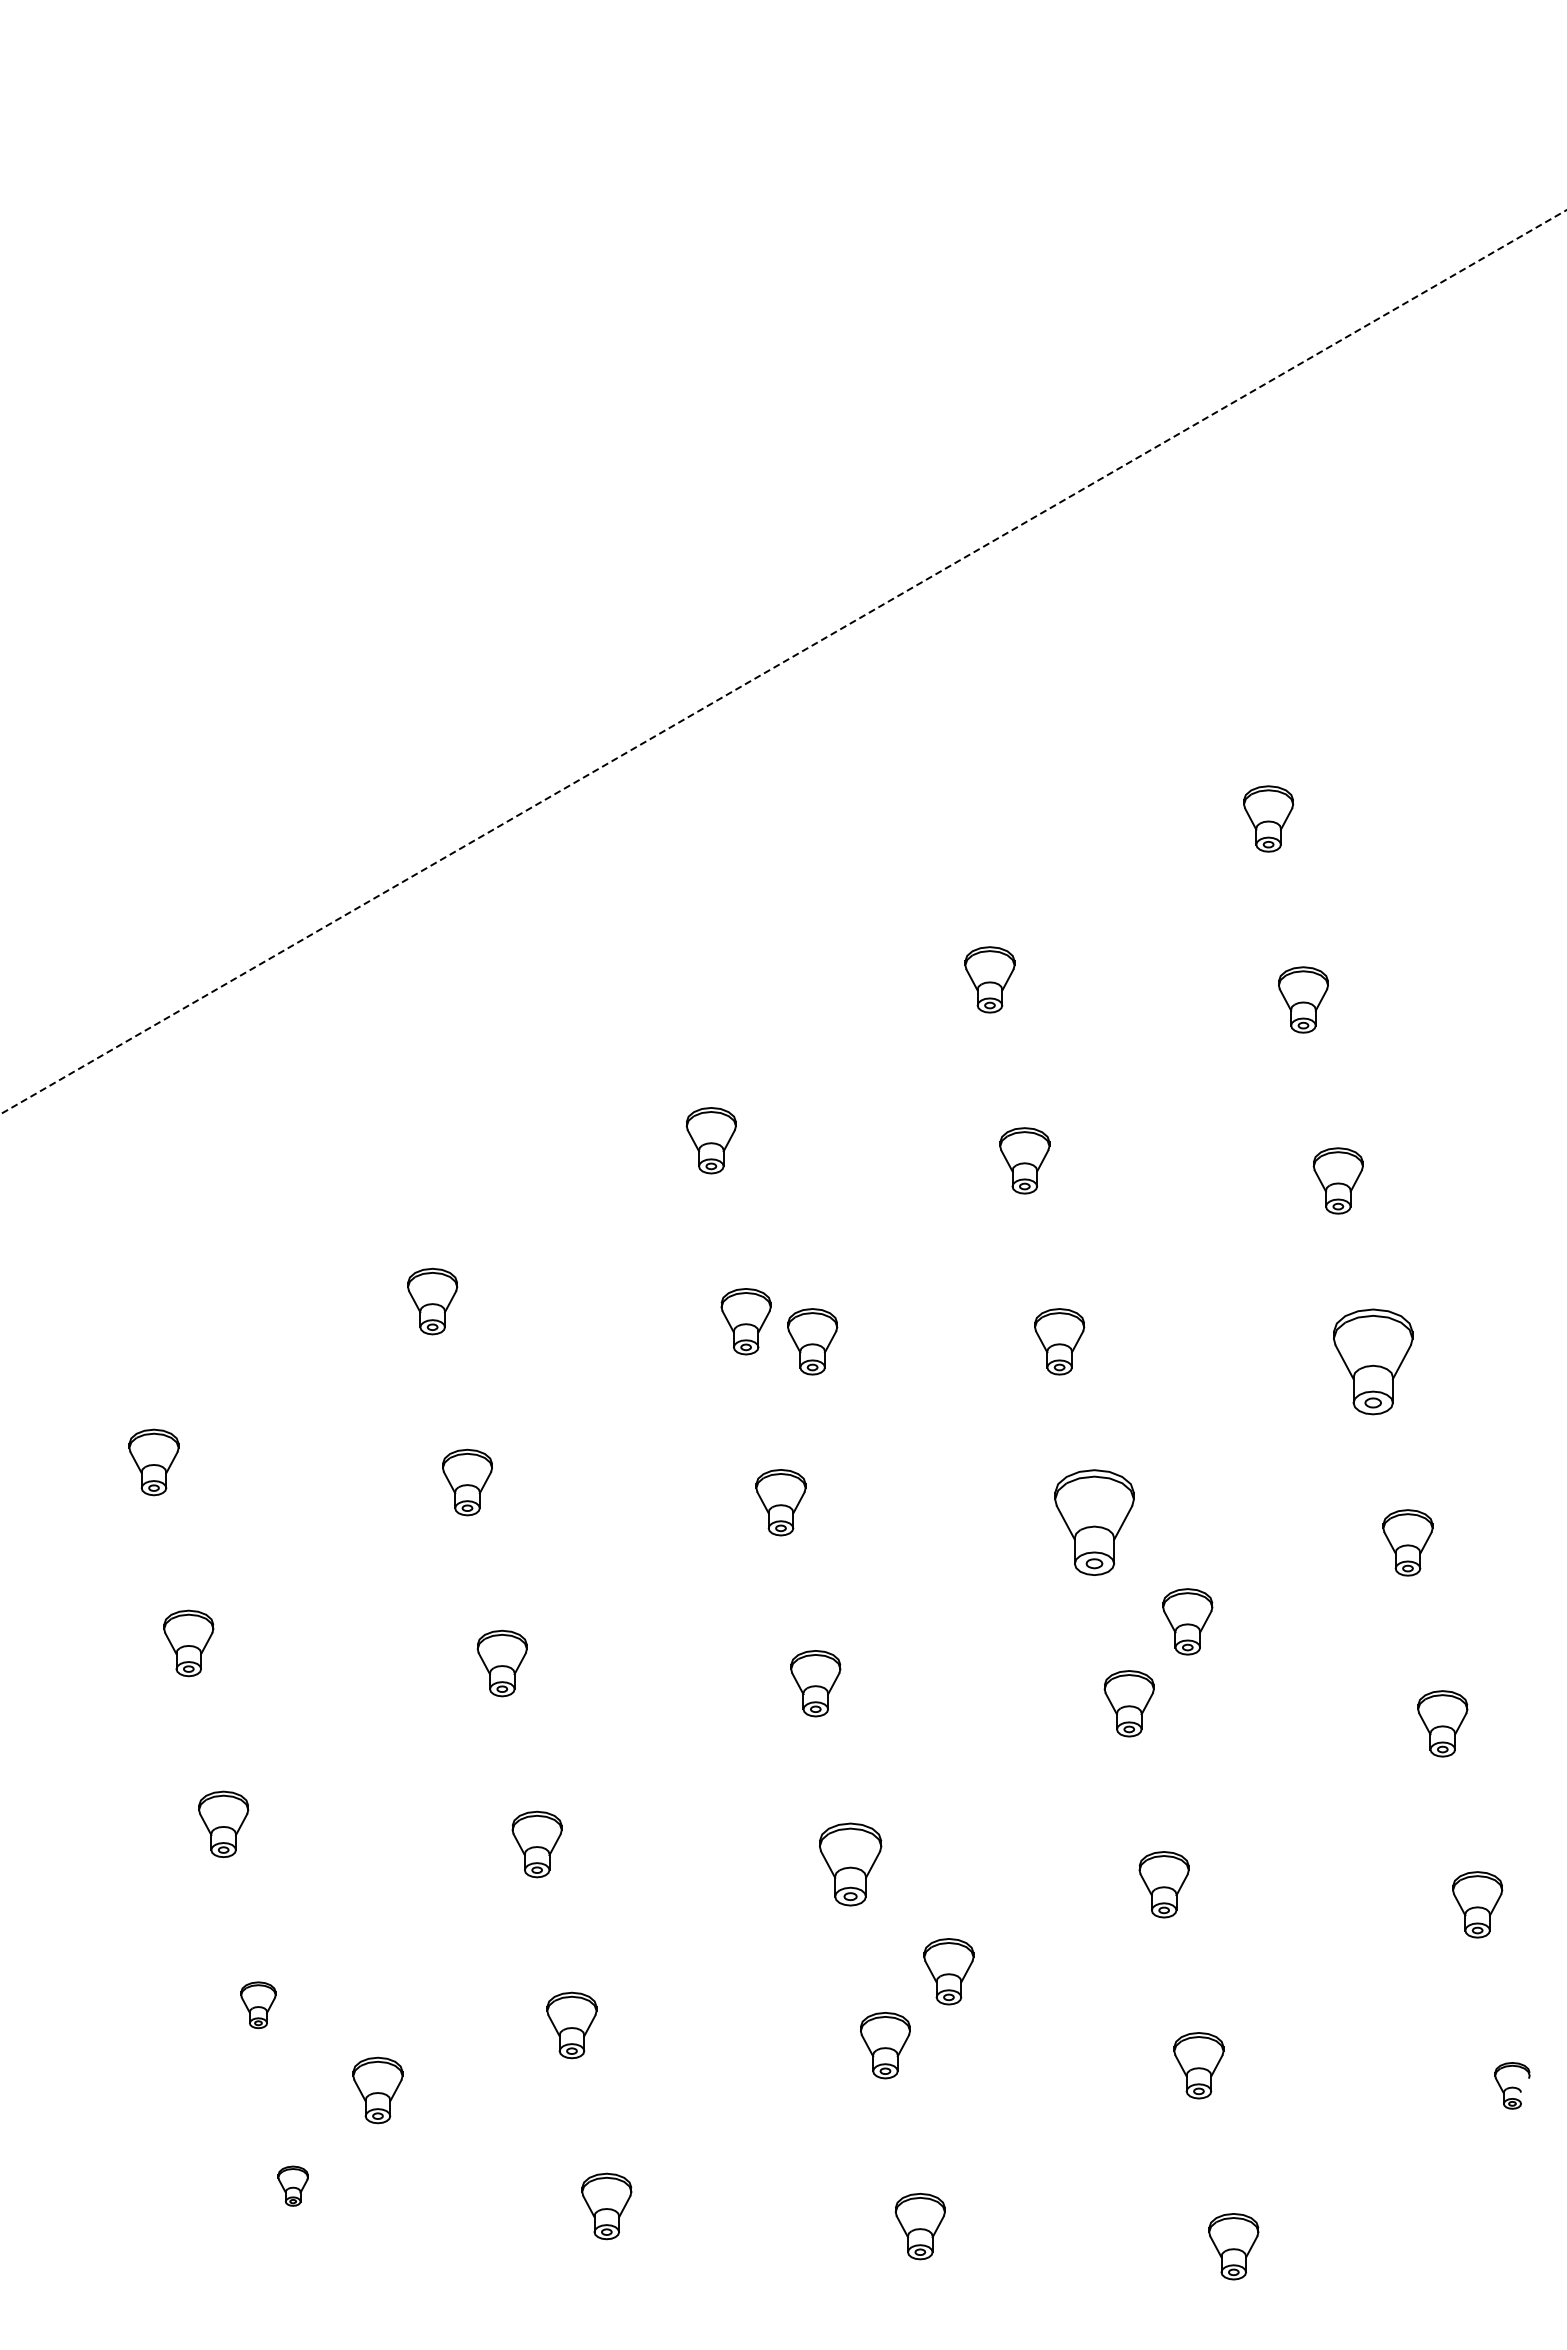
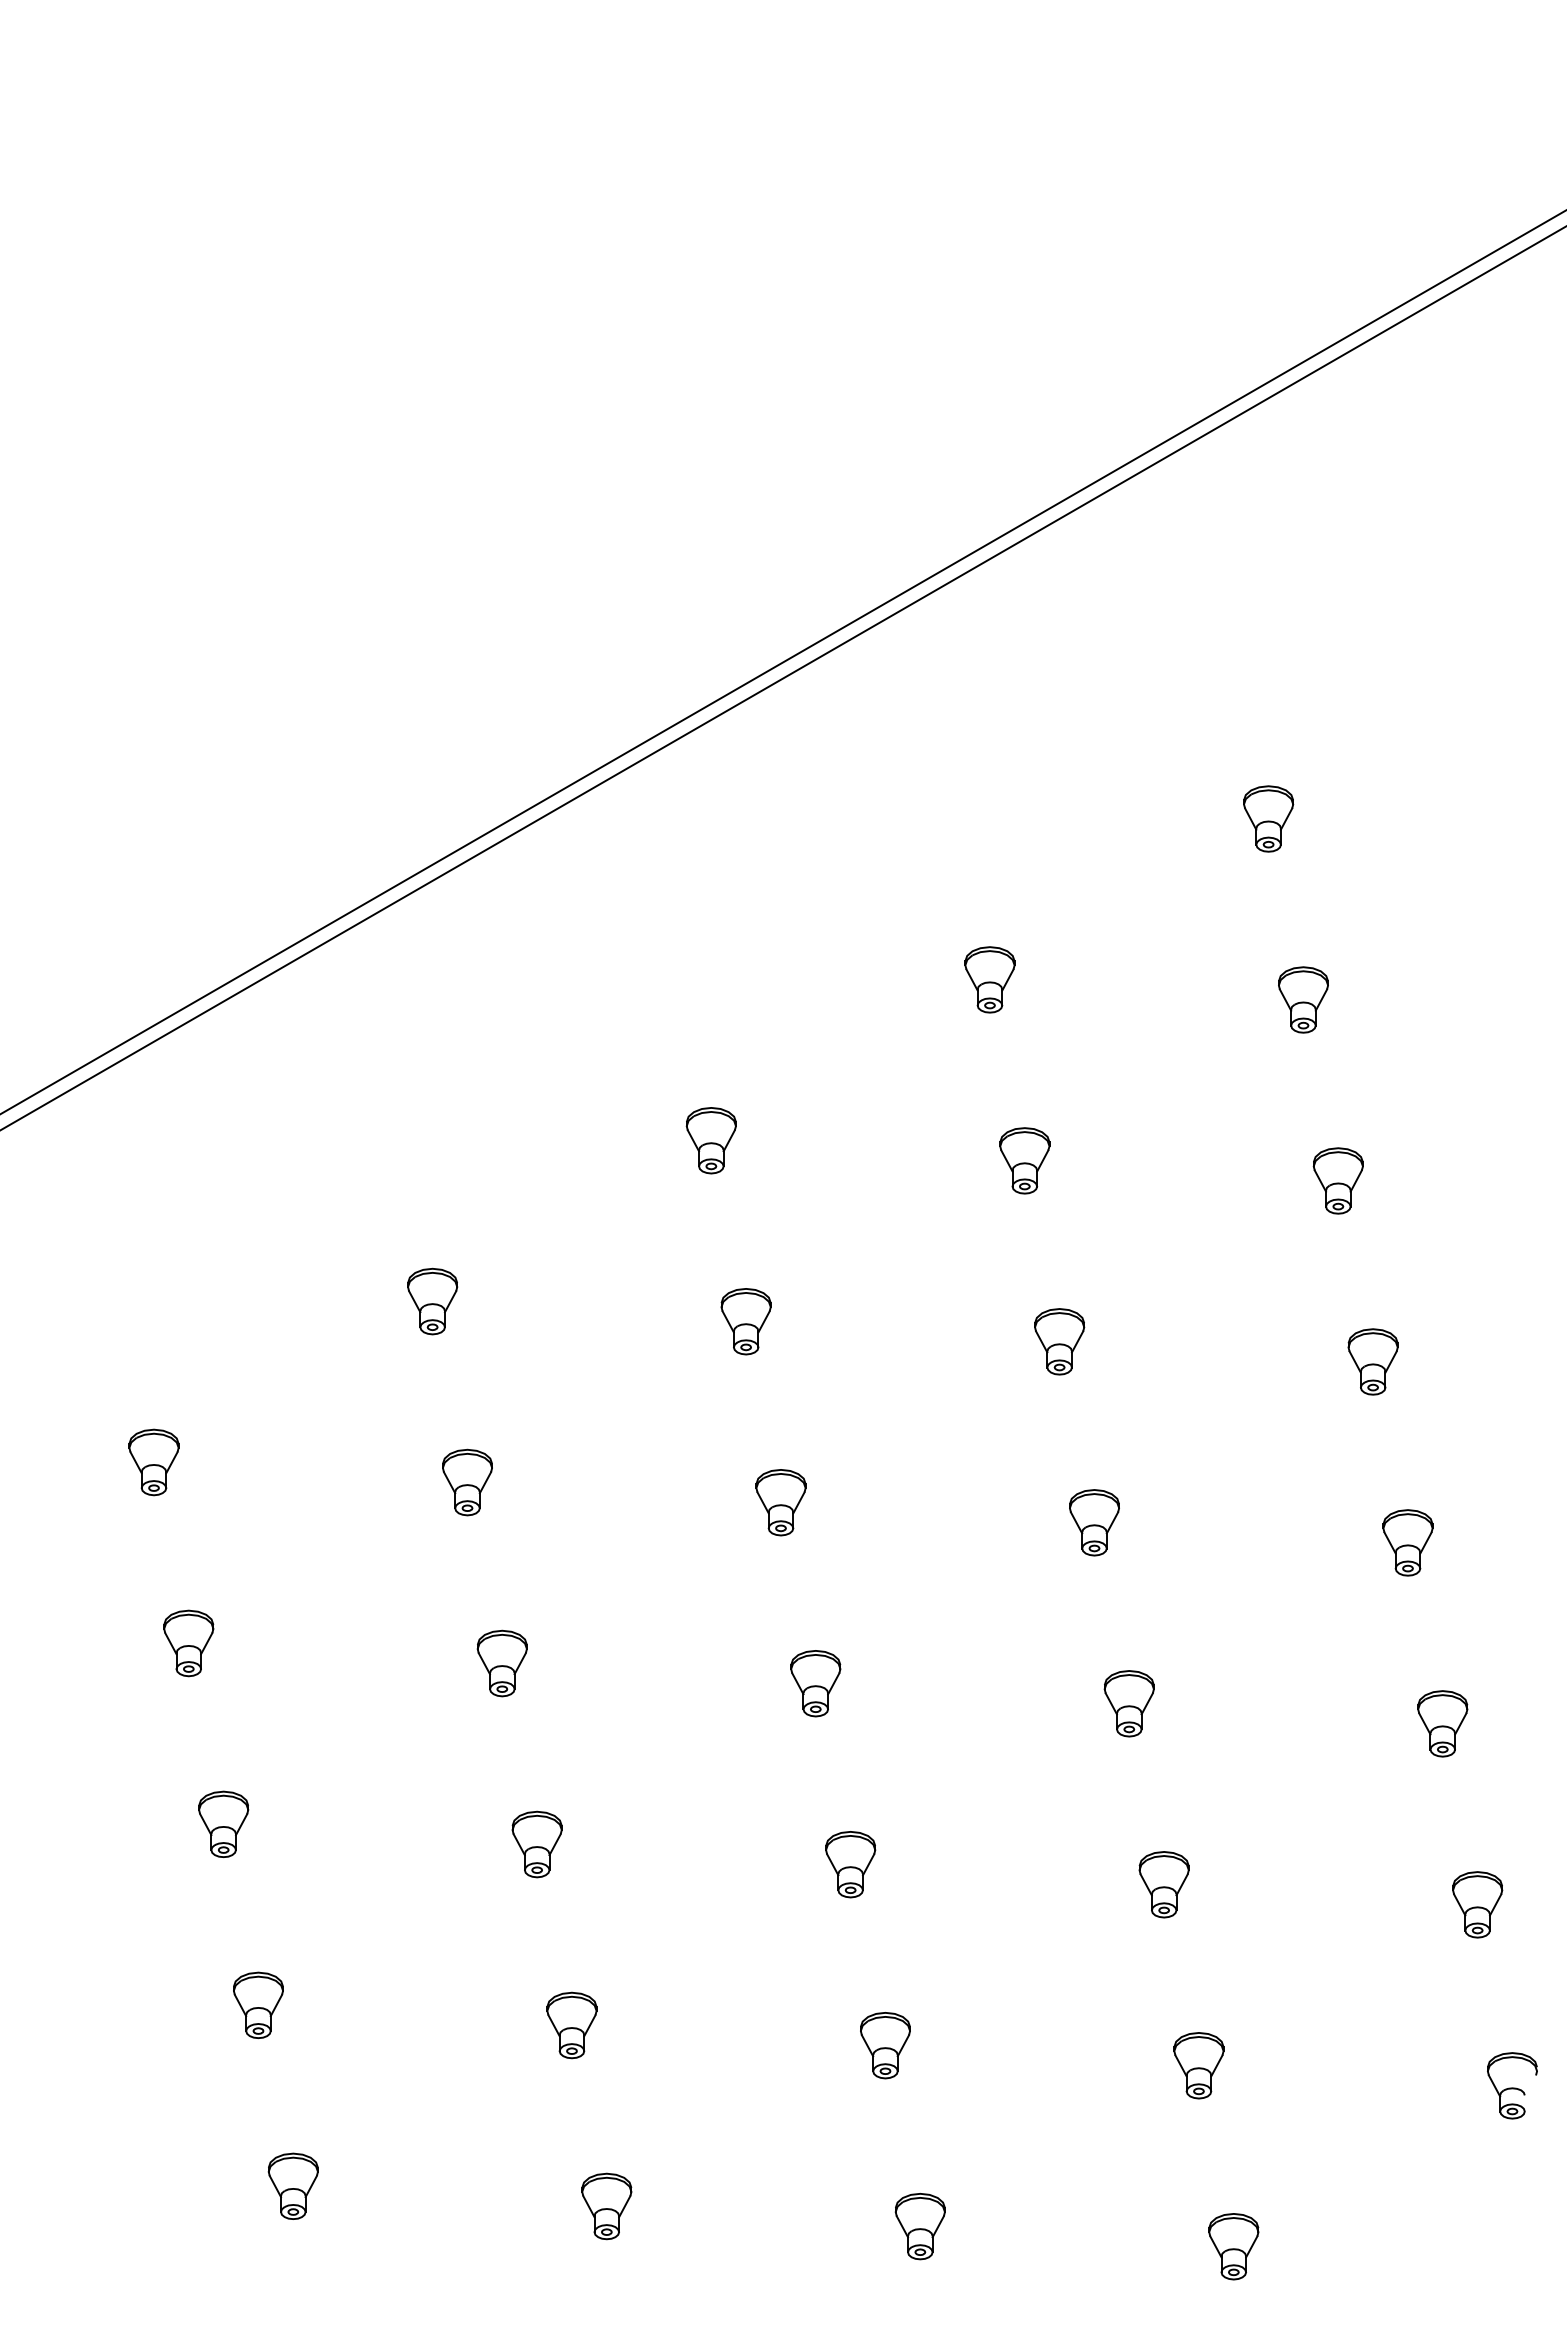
line: dashed -> solid (783, 662)
line: none -> present (782, 678)
part: present -> none (812, 1341)
part size: 81x108 px -> 52x68 px (1372, 1361)
part size: 81x107 px -> 51x68 px (1094, 1522)
part: present -> none (1187, 1621)
part size: 64x85 px -> 52x68 px (850, 1864)
part: present -> none (948, 1971)
part size: 37x49 px -> 51x68 px (258, 2004)
part size: 37x48 px -> 51x68 px (1512, 2085)
part: present -> none (377, 2090)
part size: 32x42 px -> 52x68 px (292, 2185)
